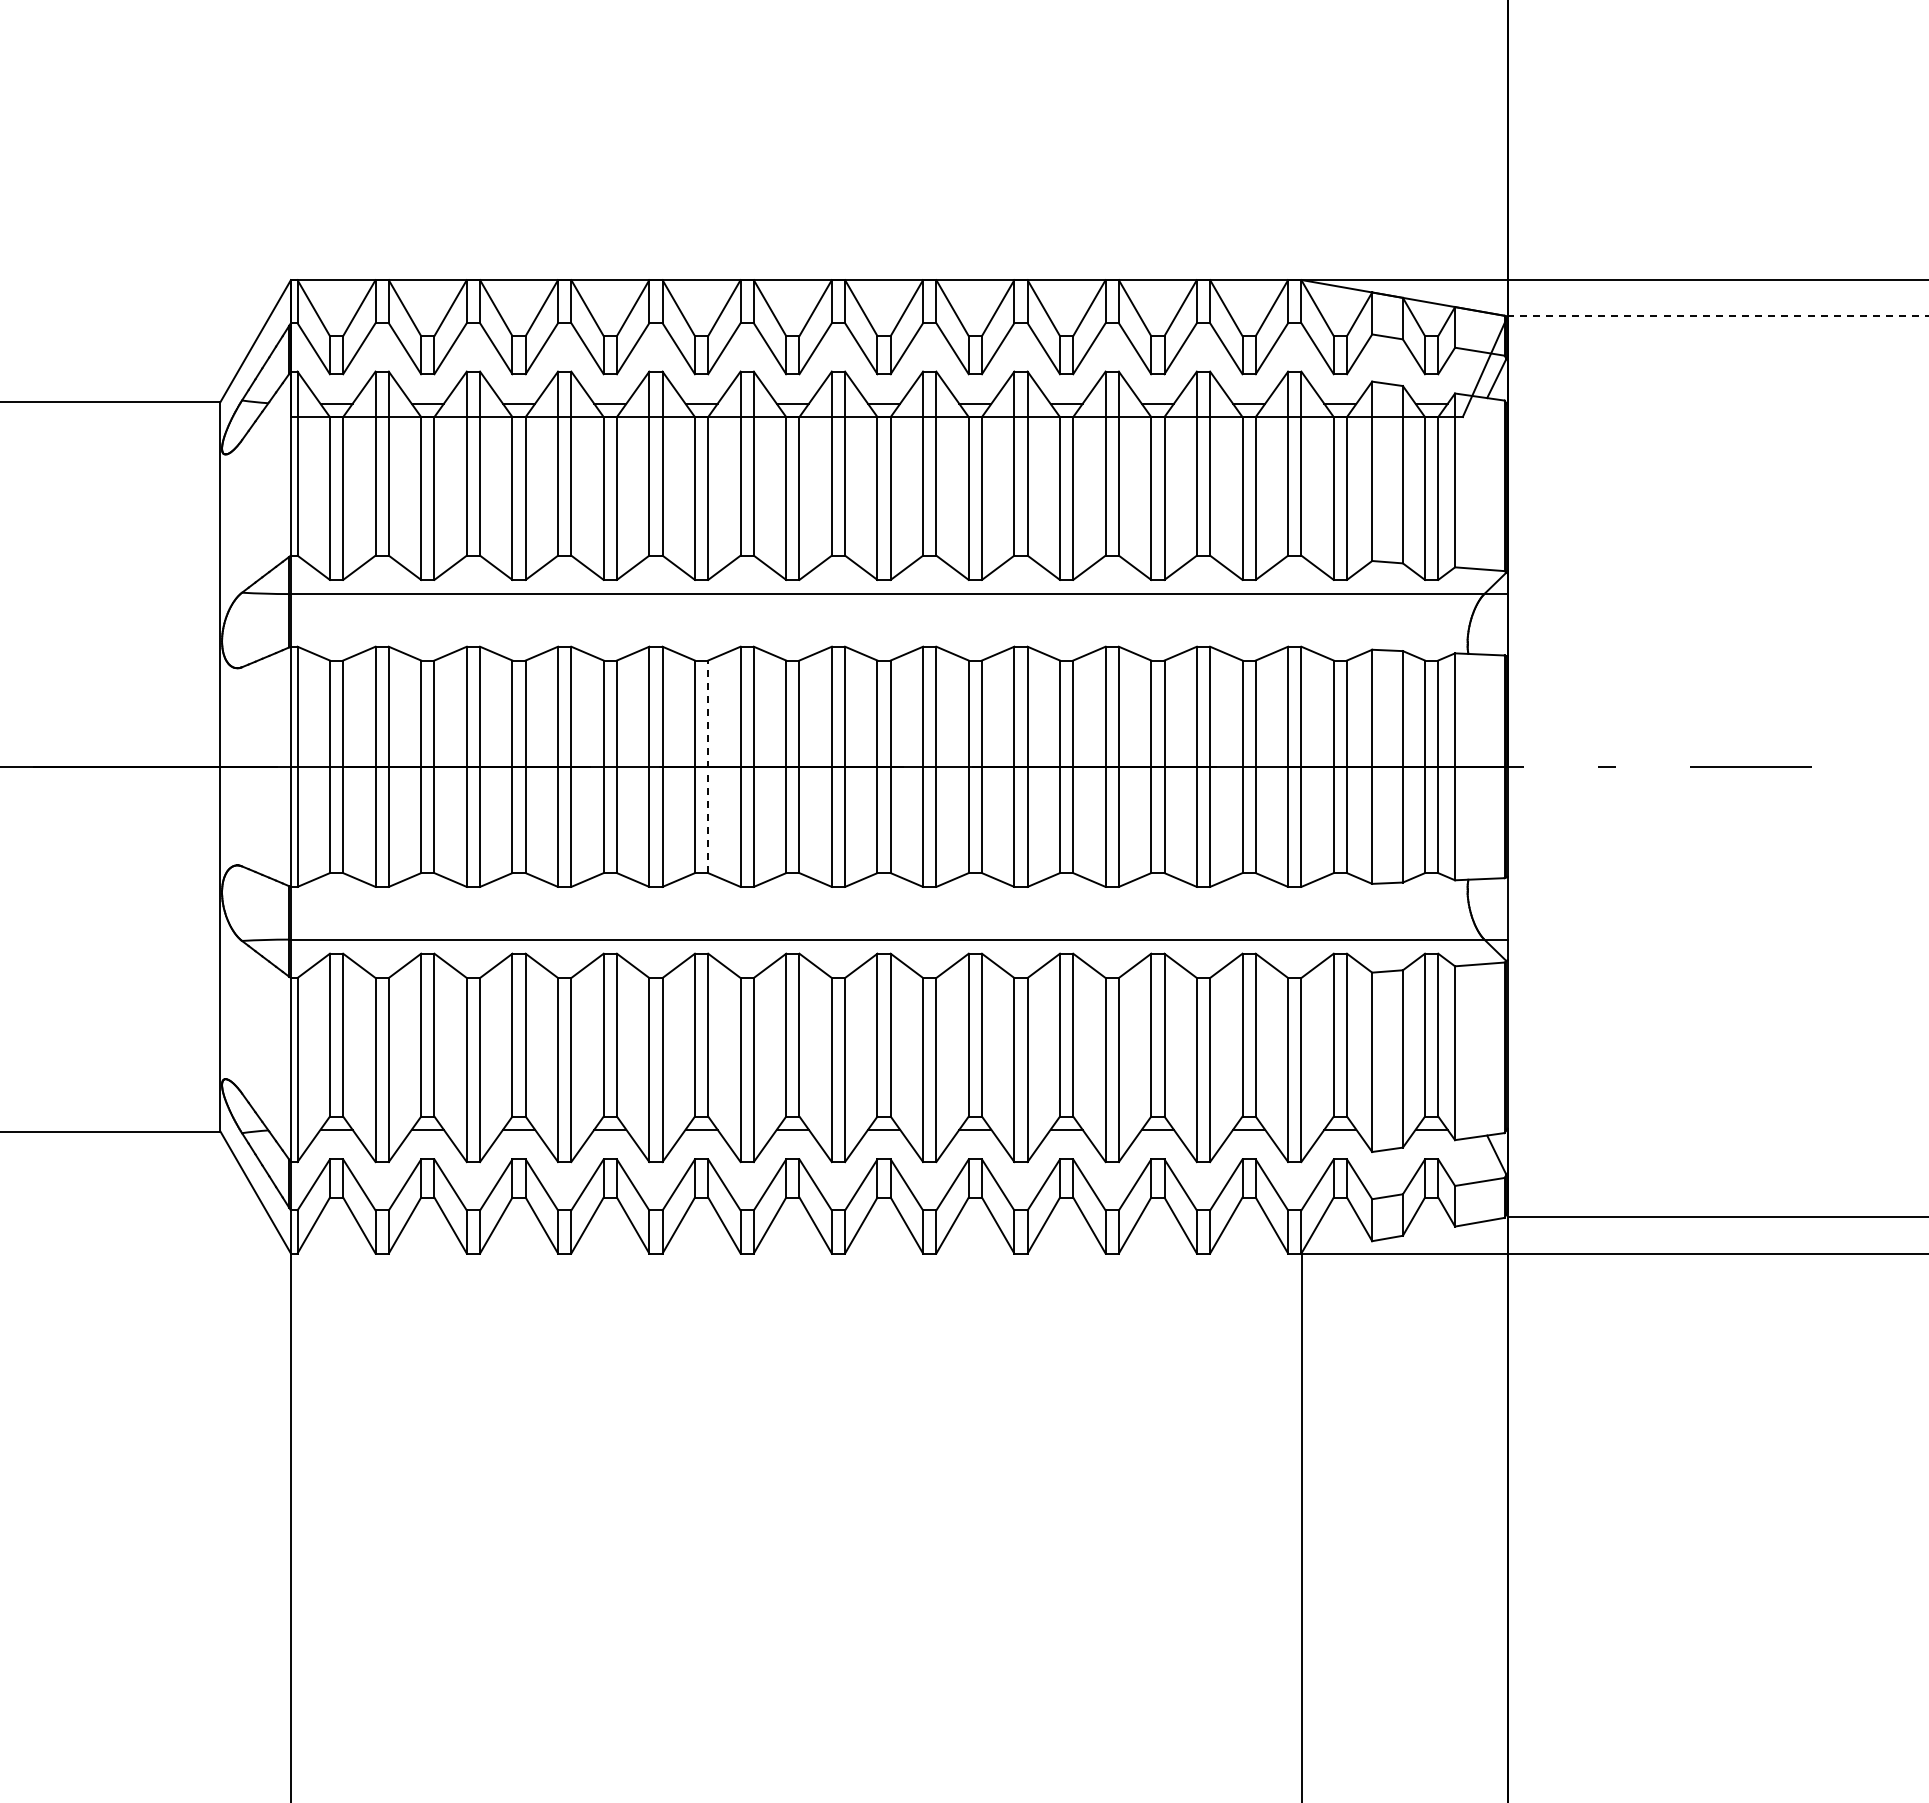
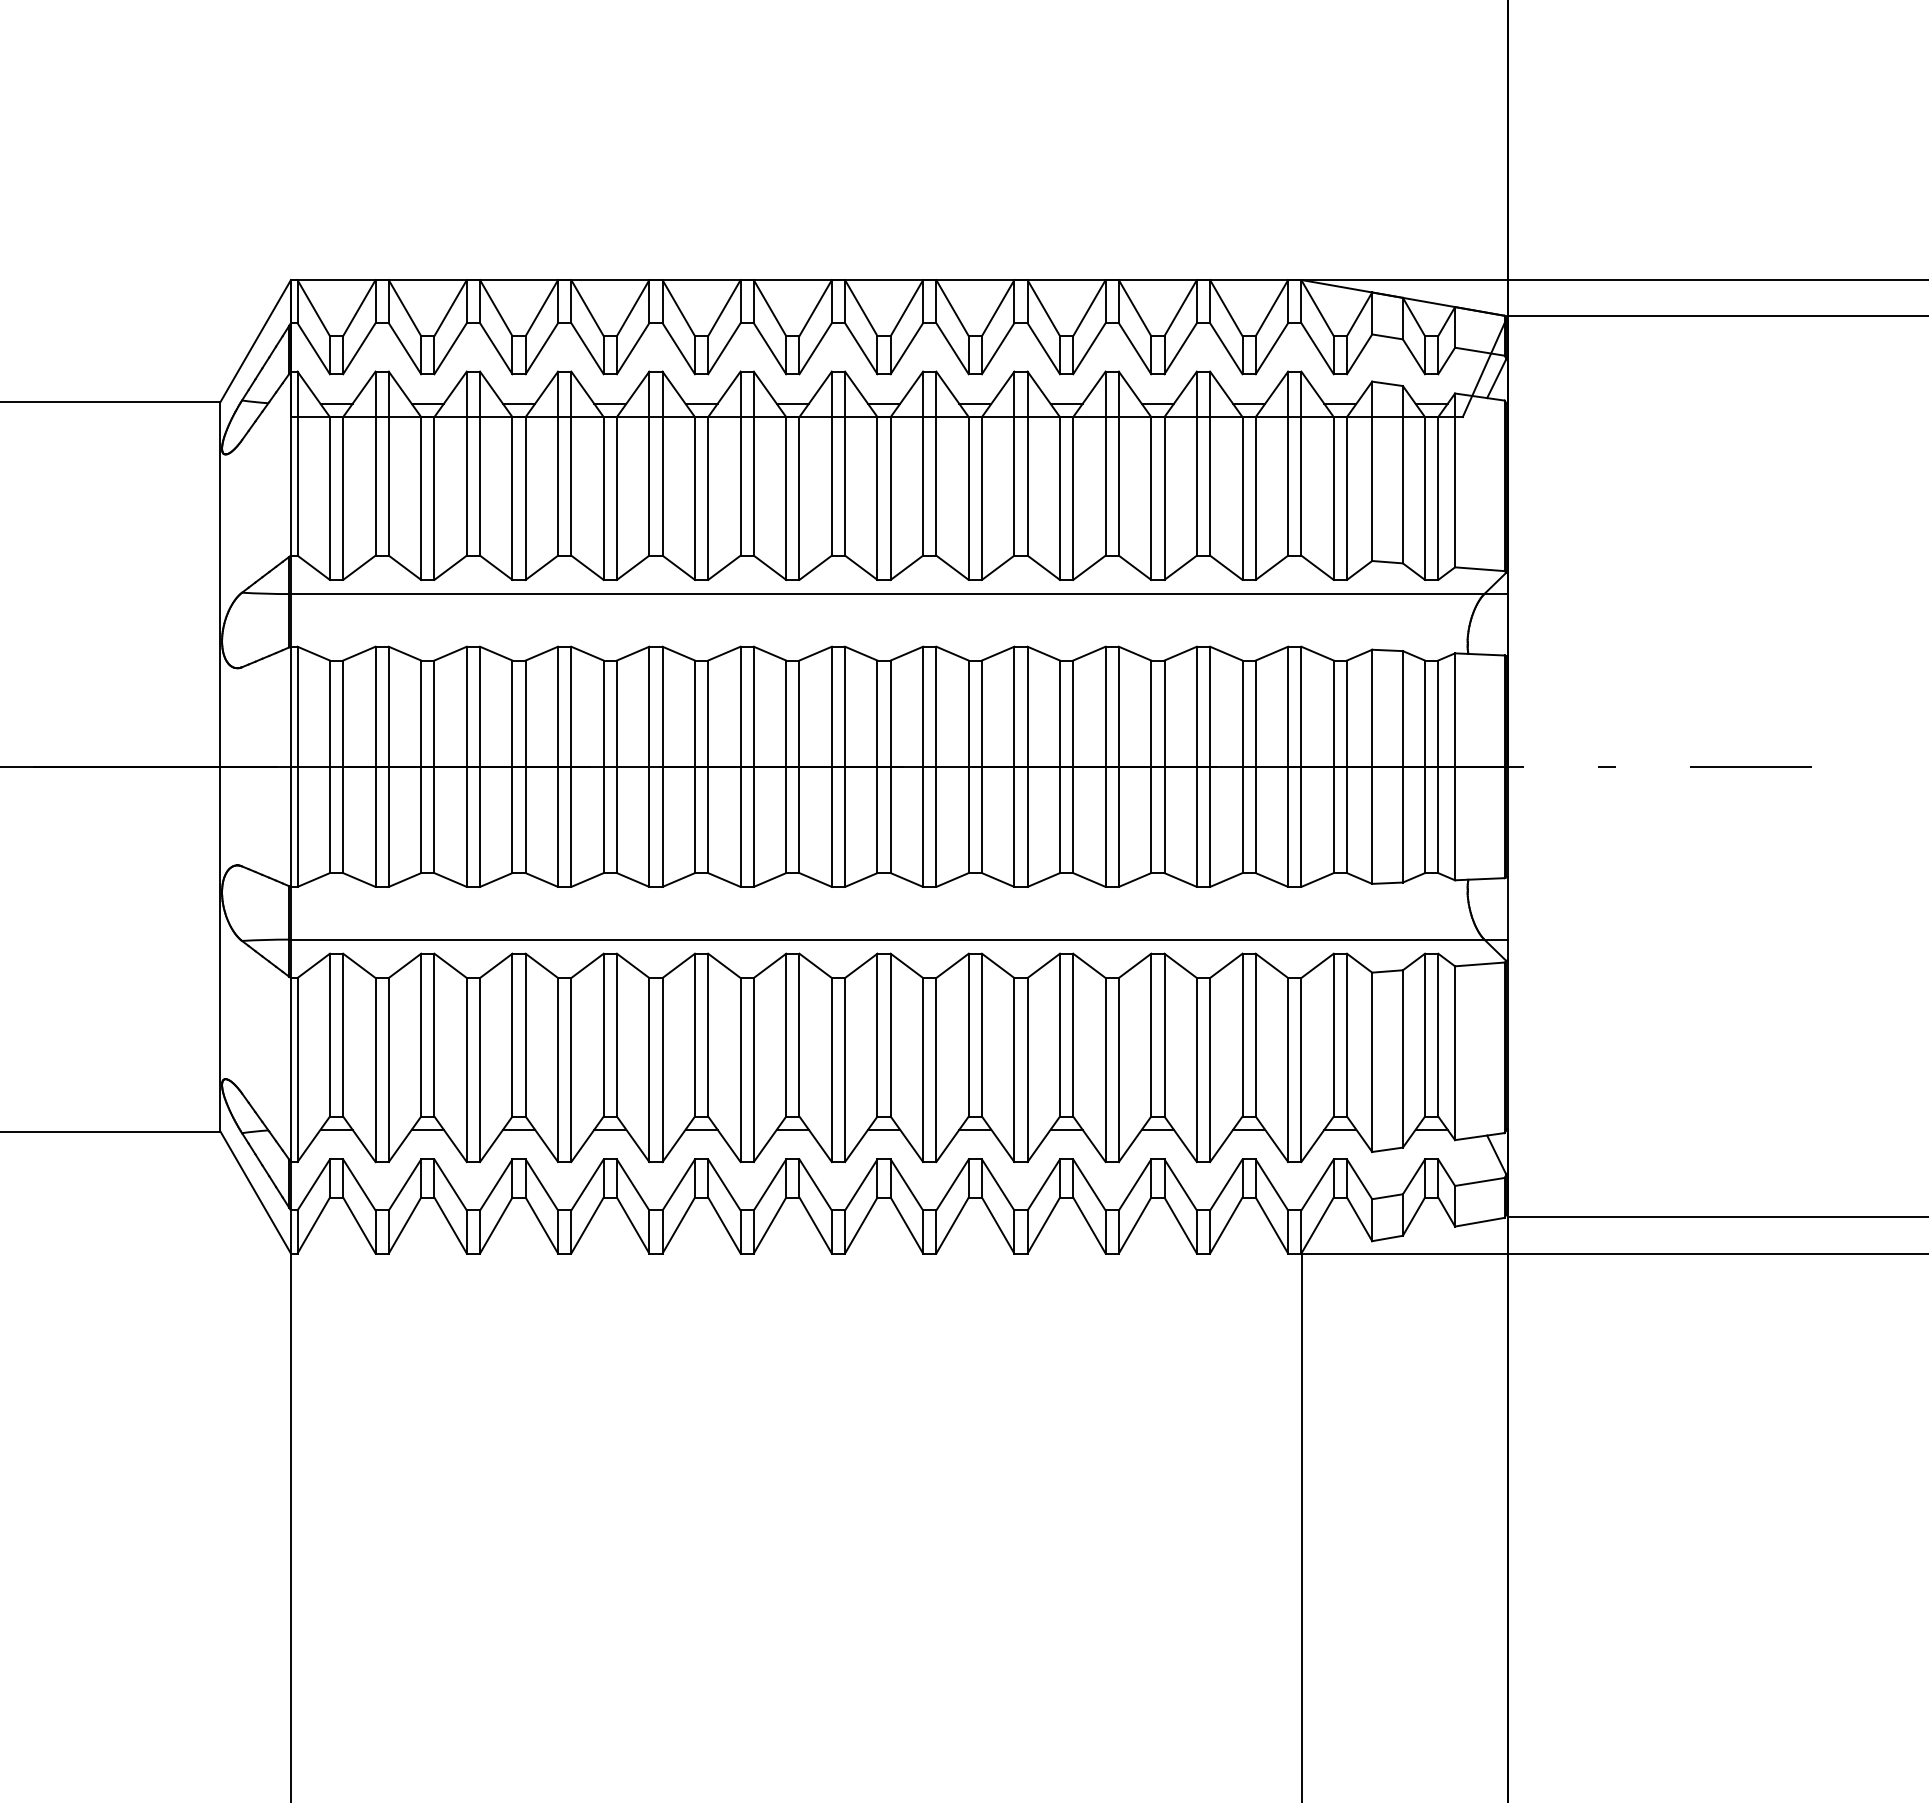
line: dashed -> solid (1717, 316)
line: dashed -> solid (708, 766)
